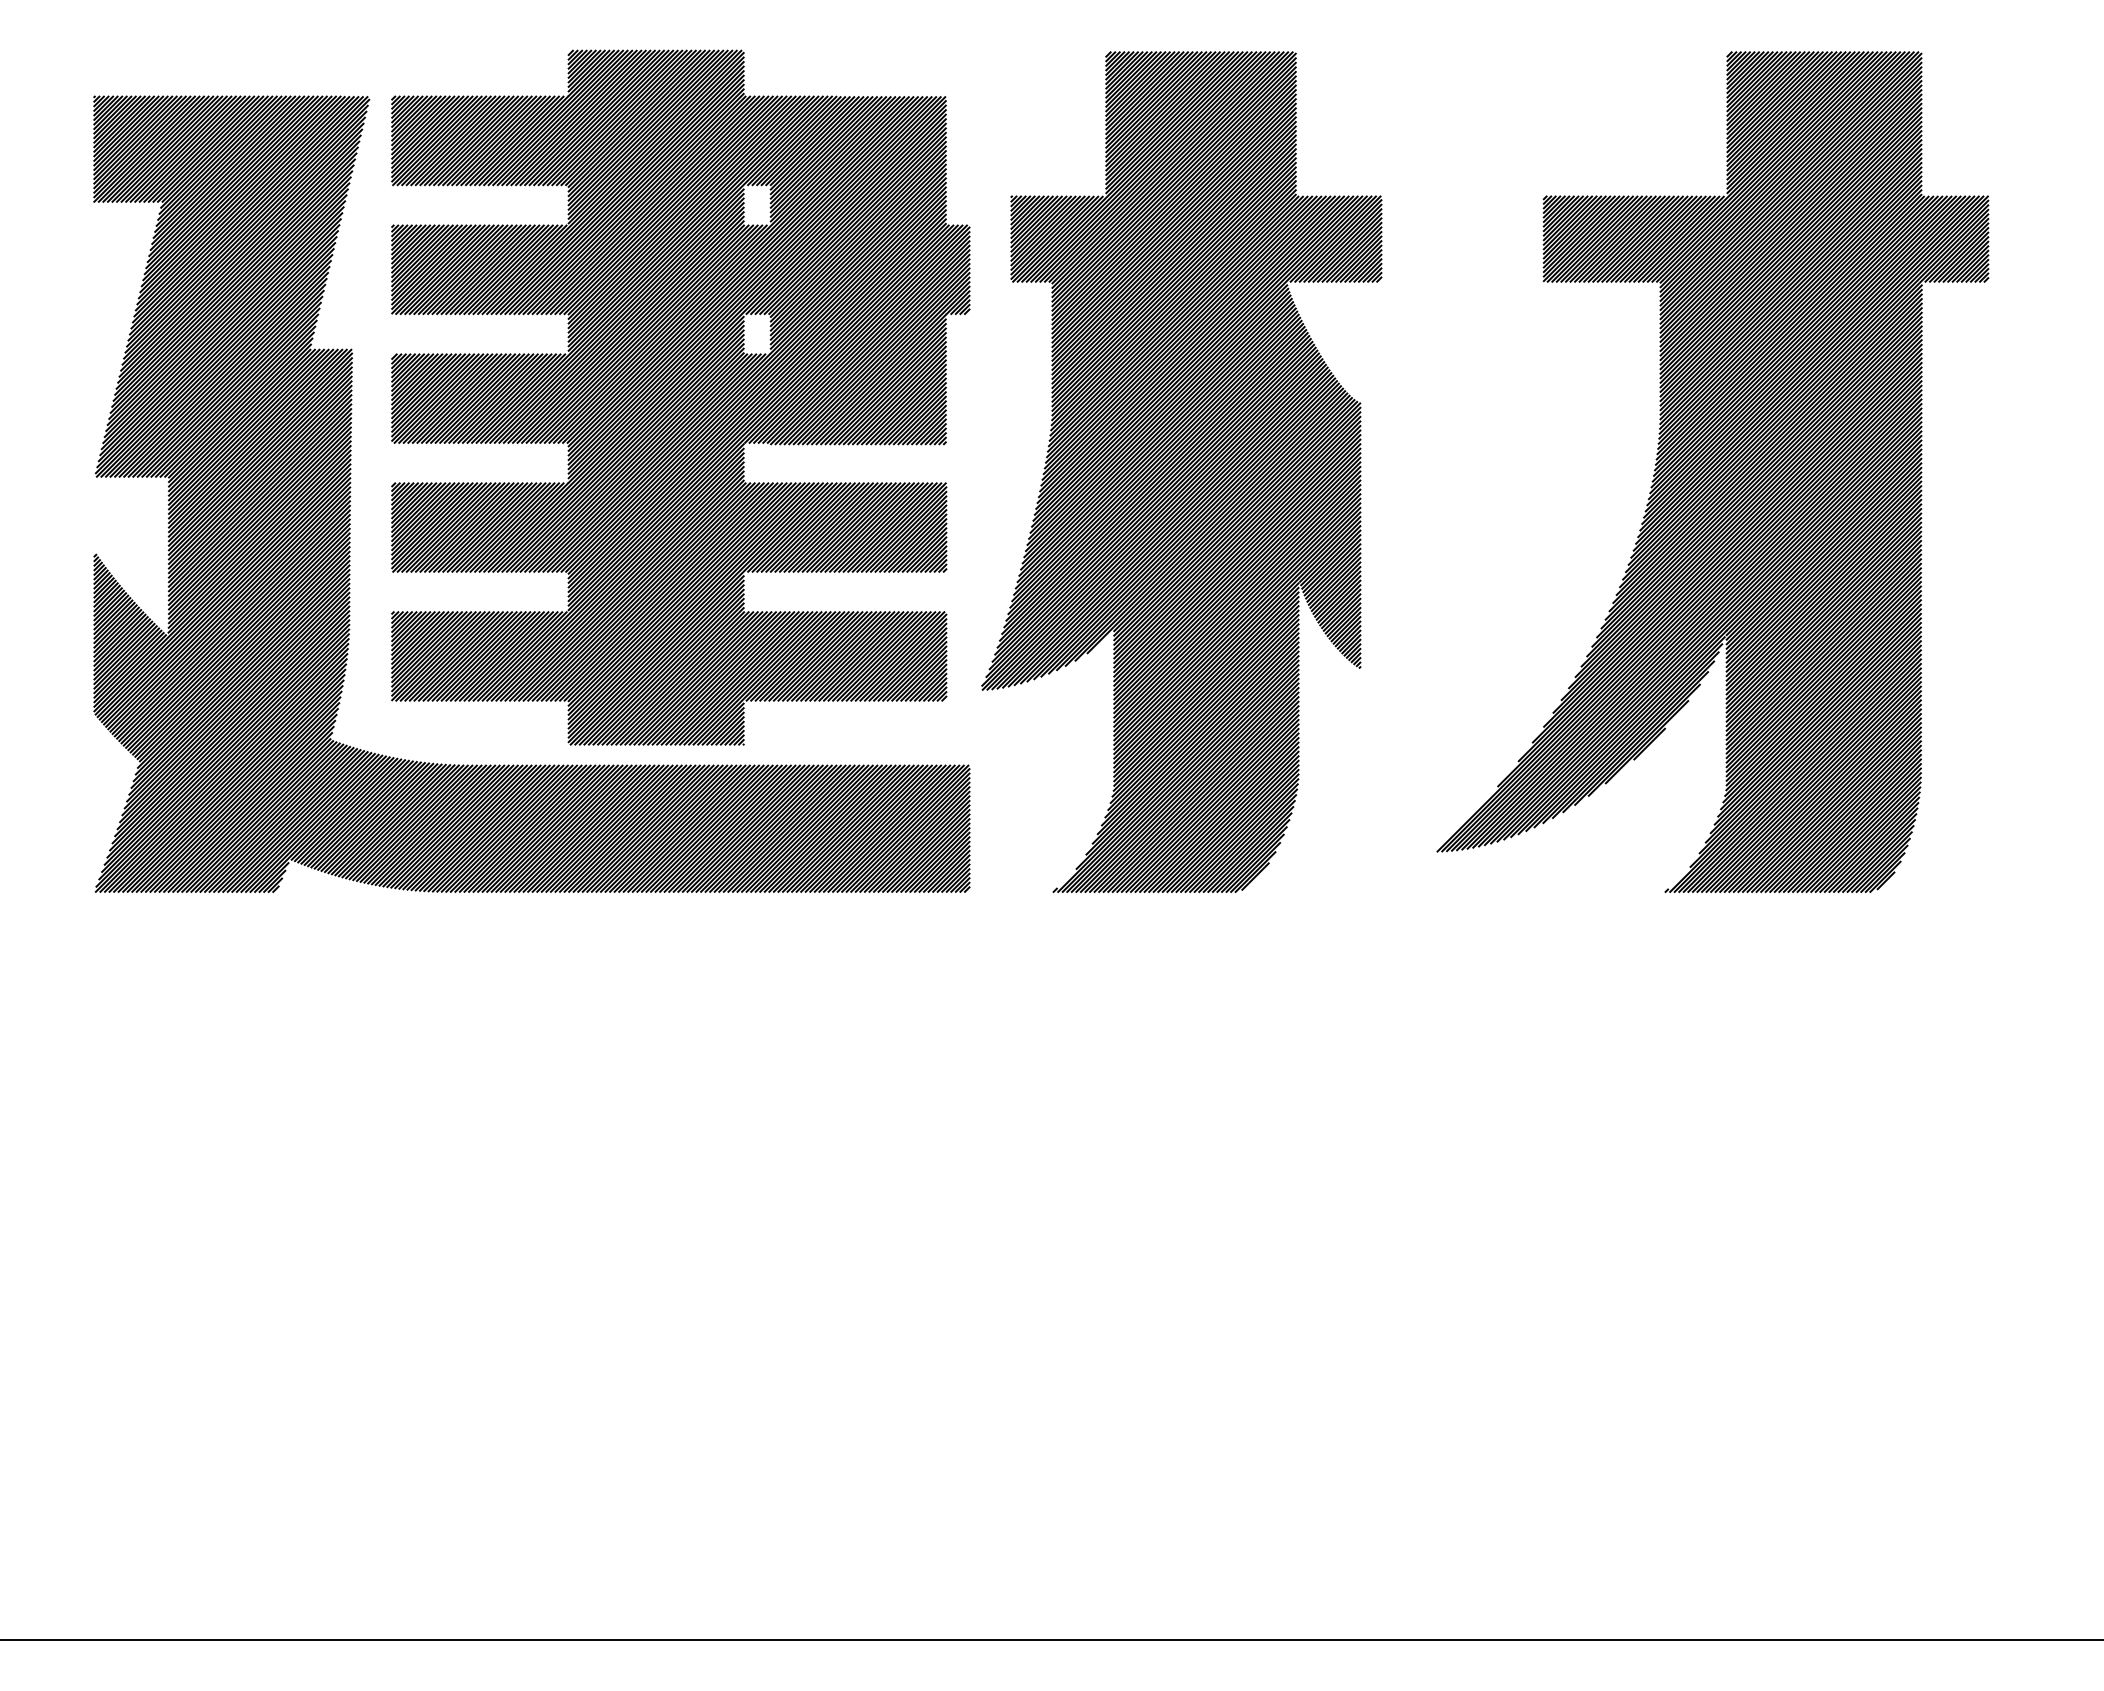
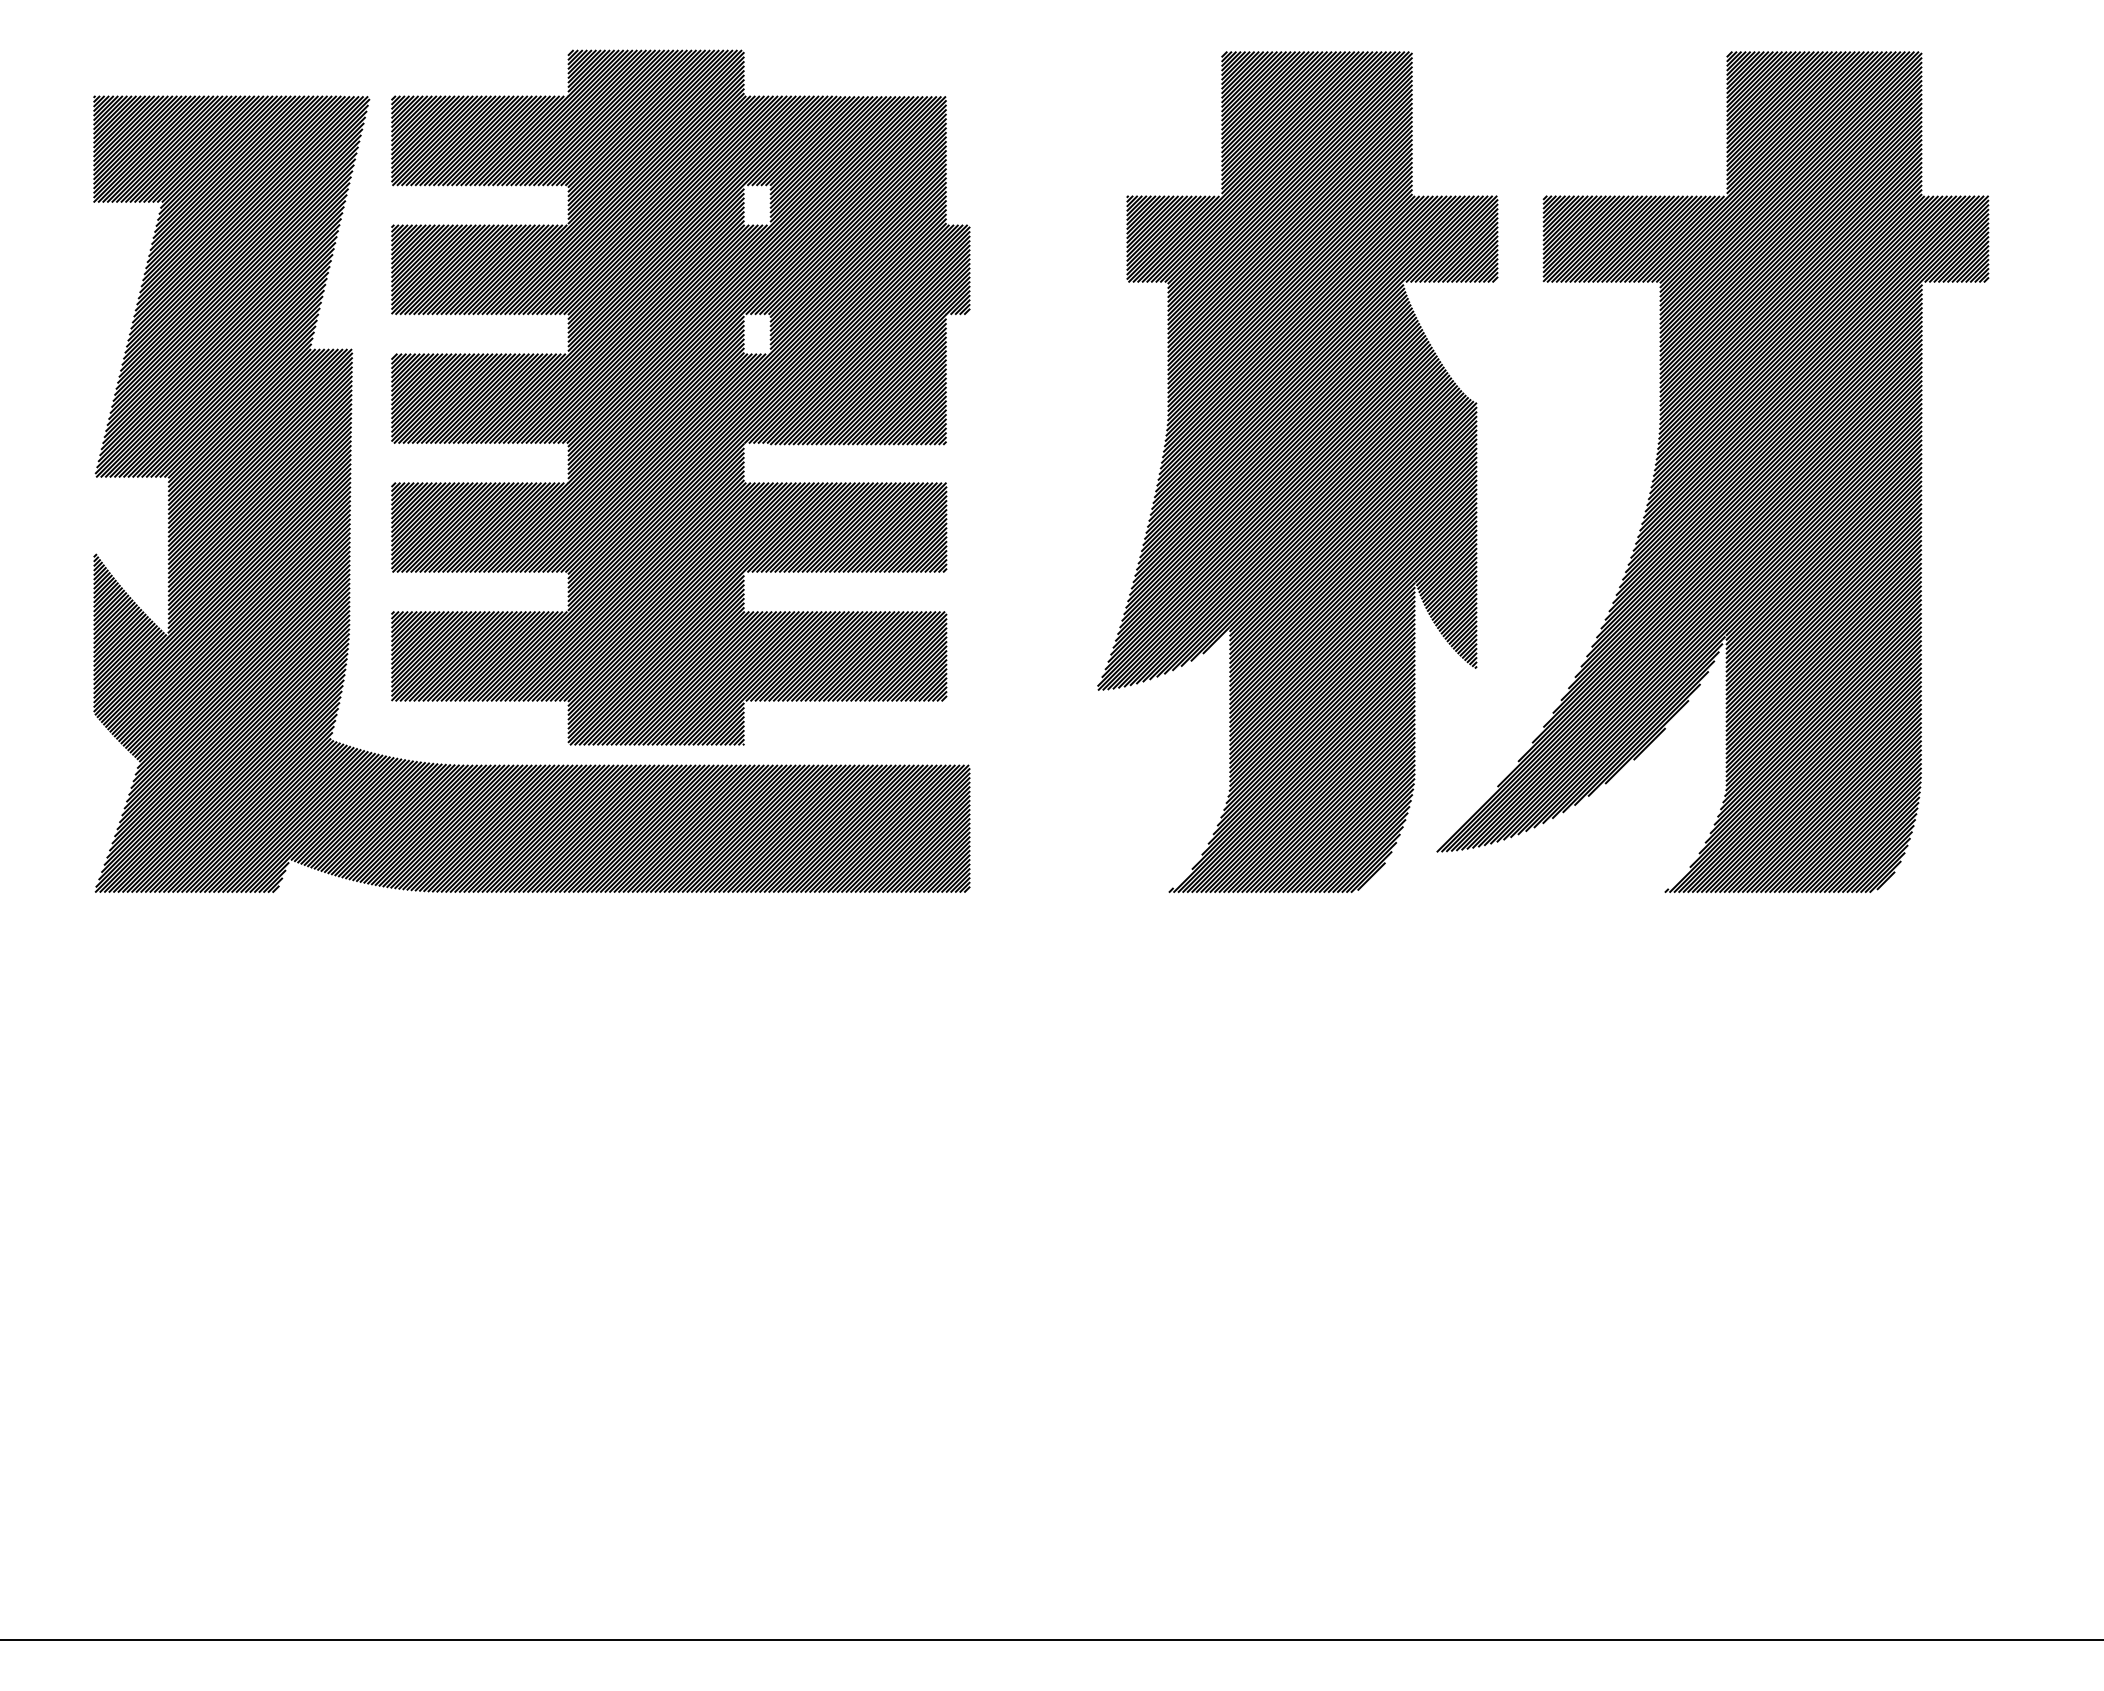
part position: (1181, 471) -> (1297, 471) (1297, 471)
